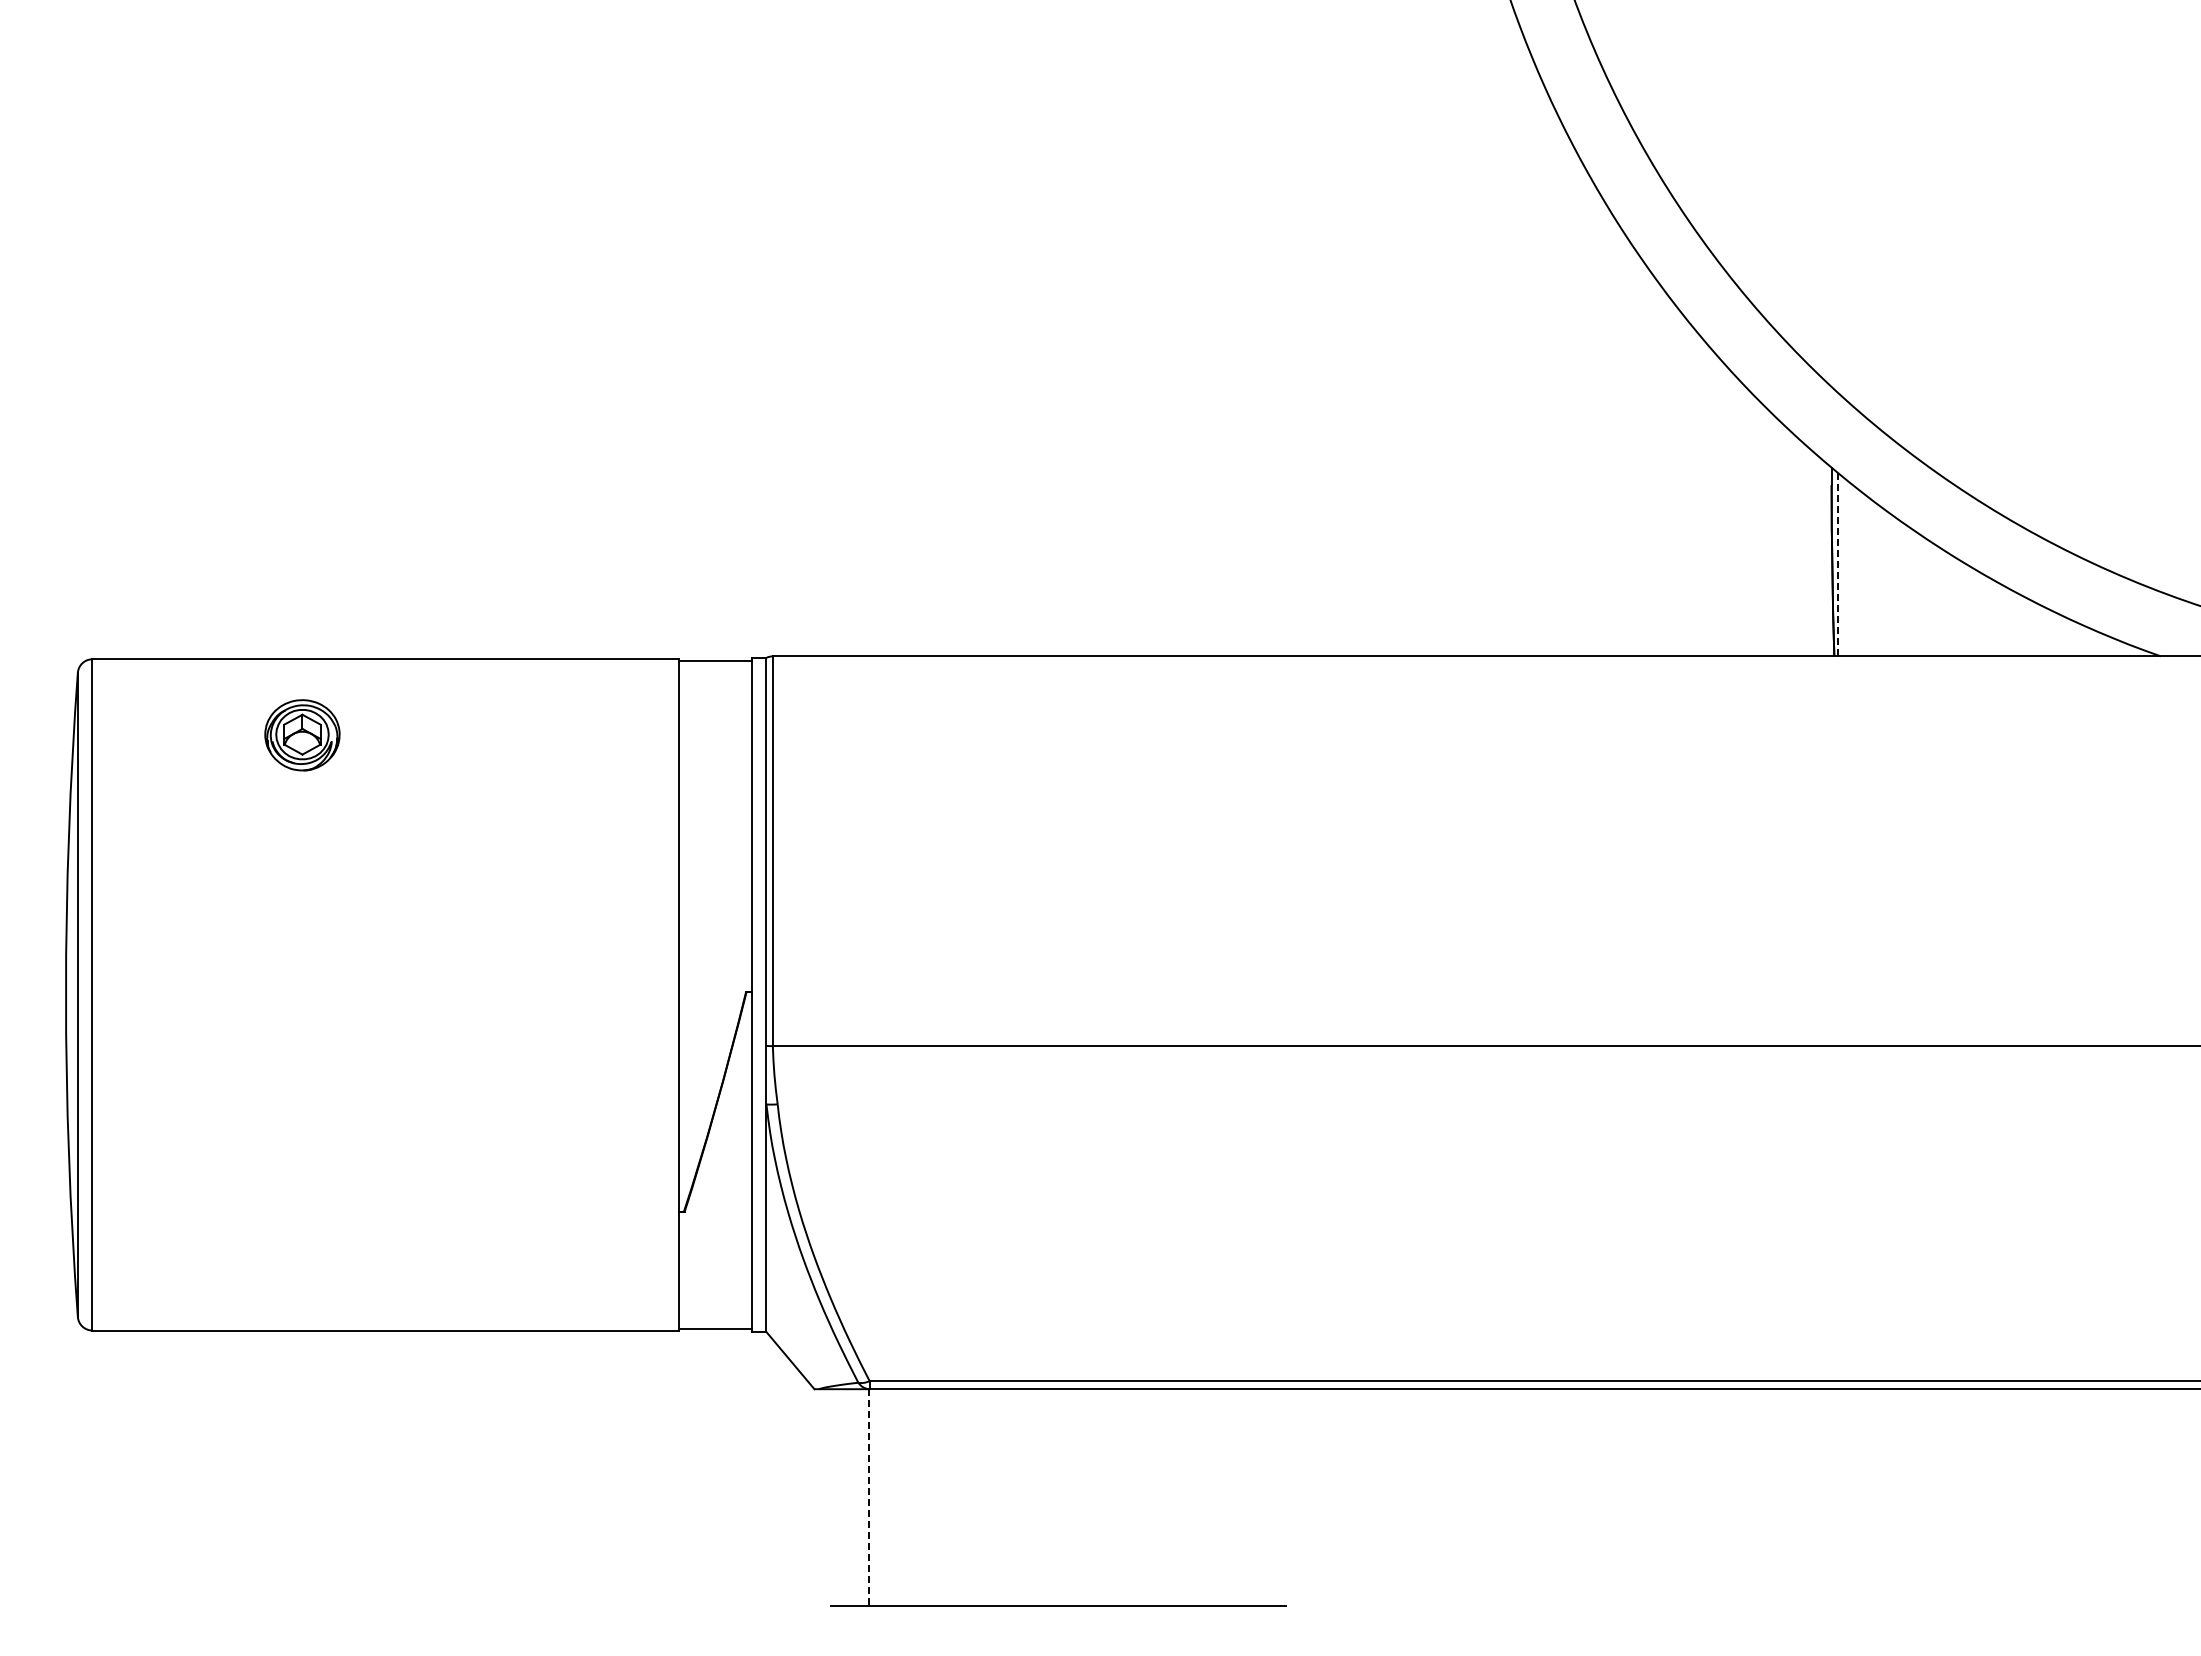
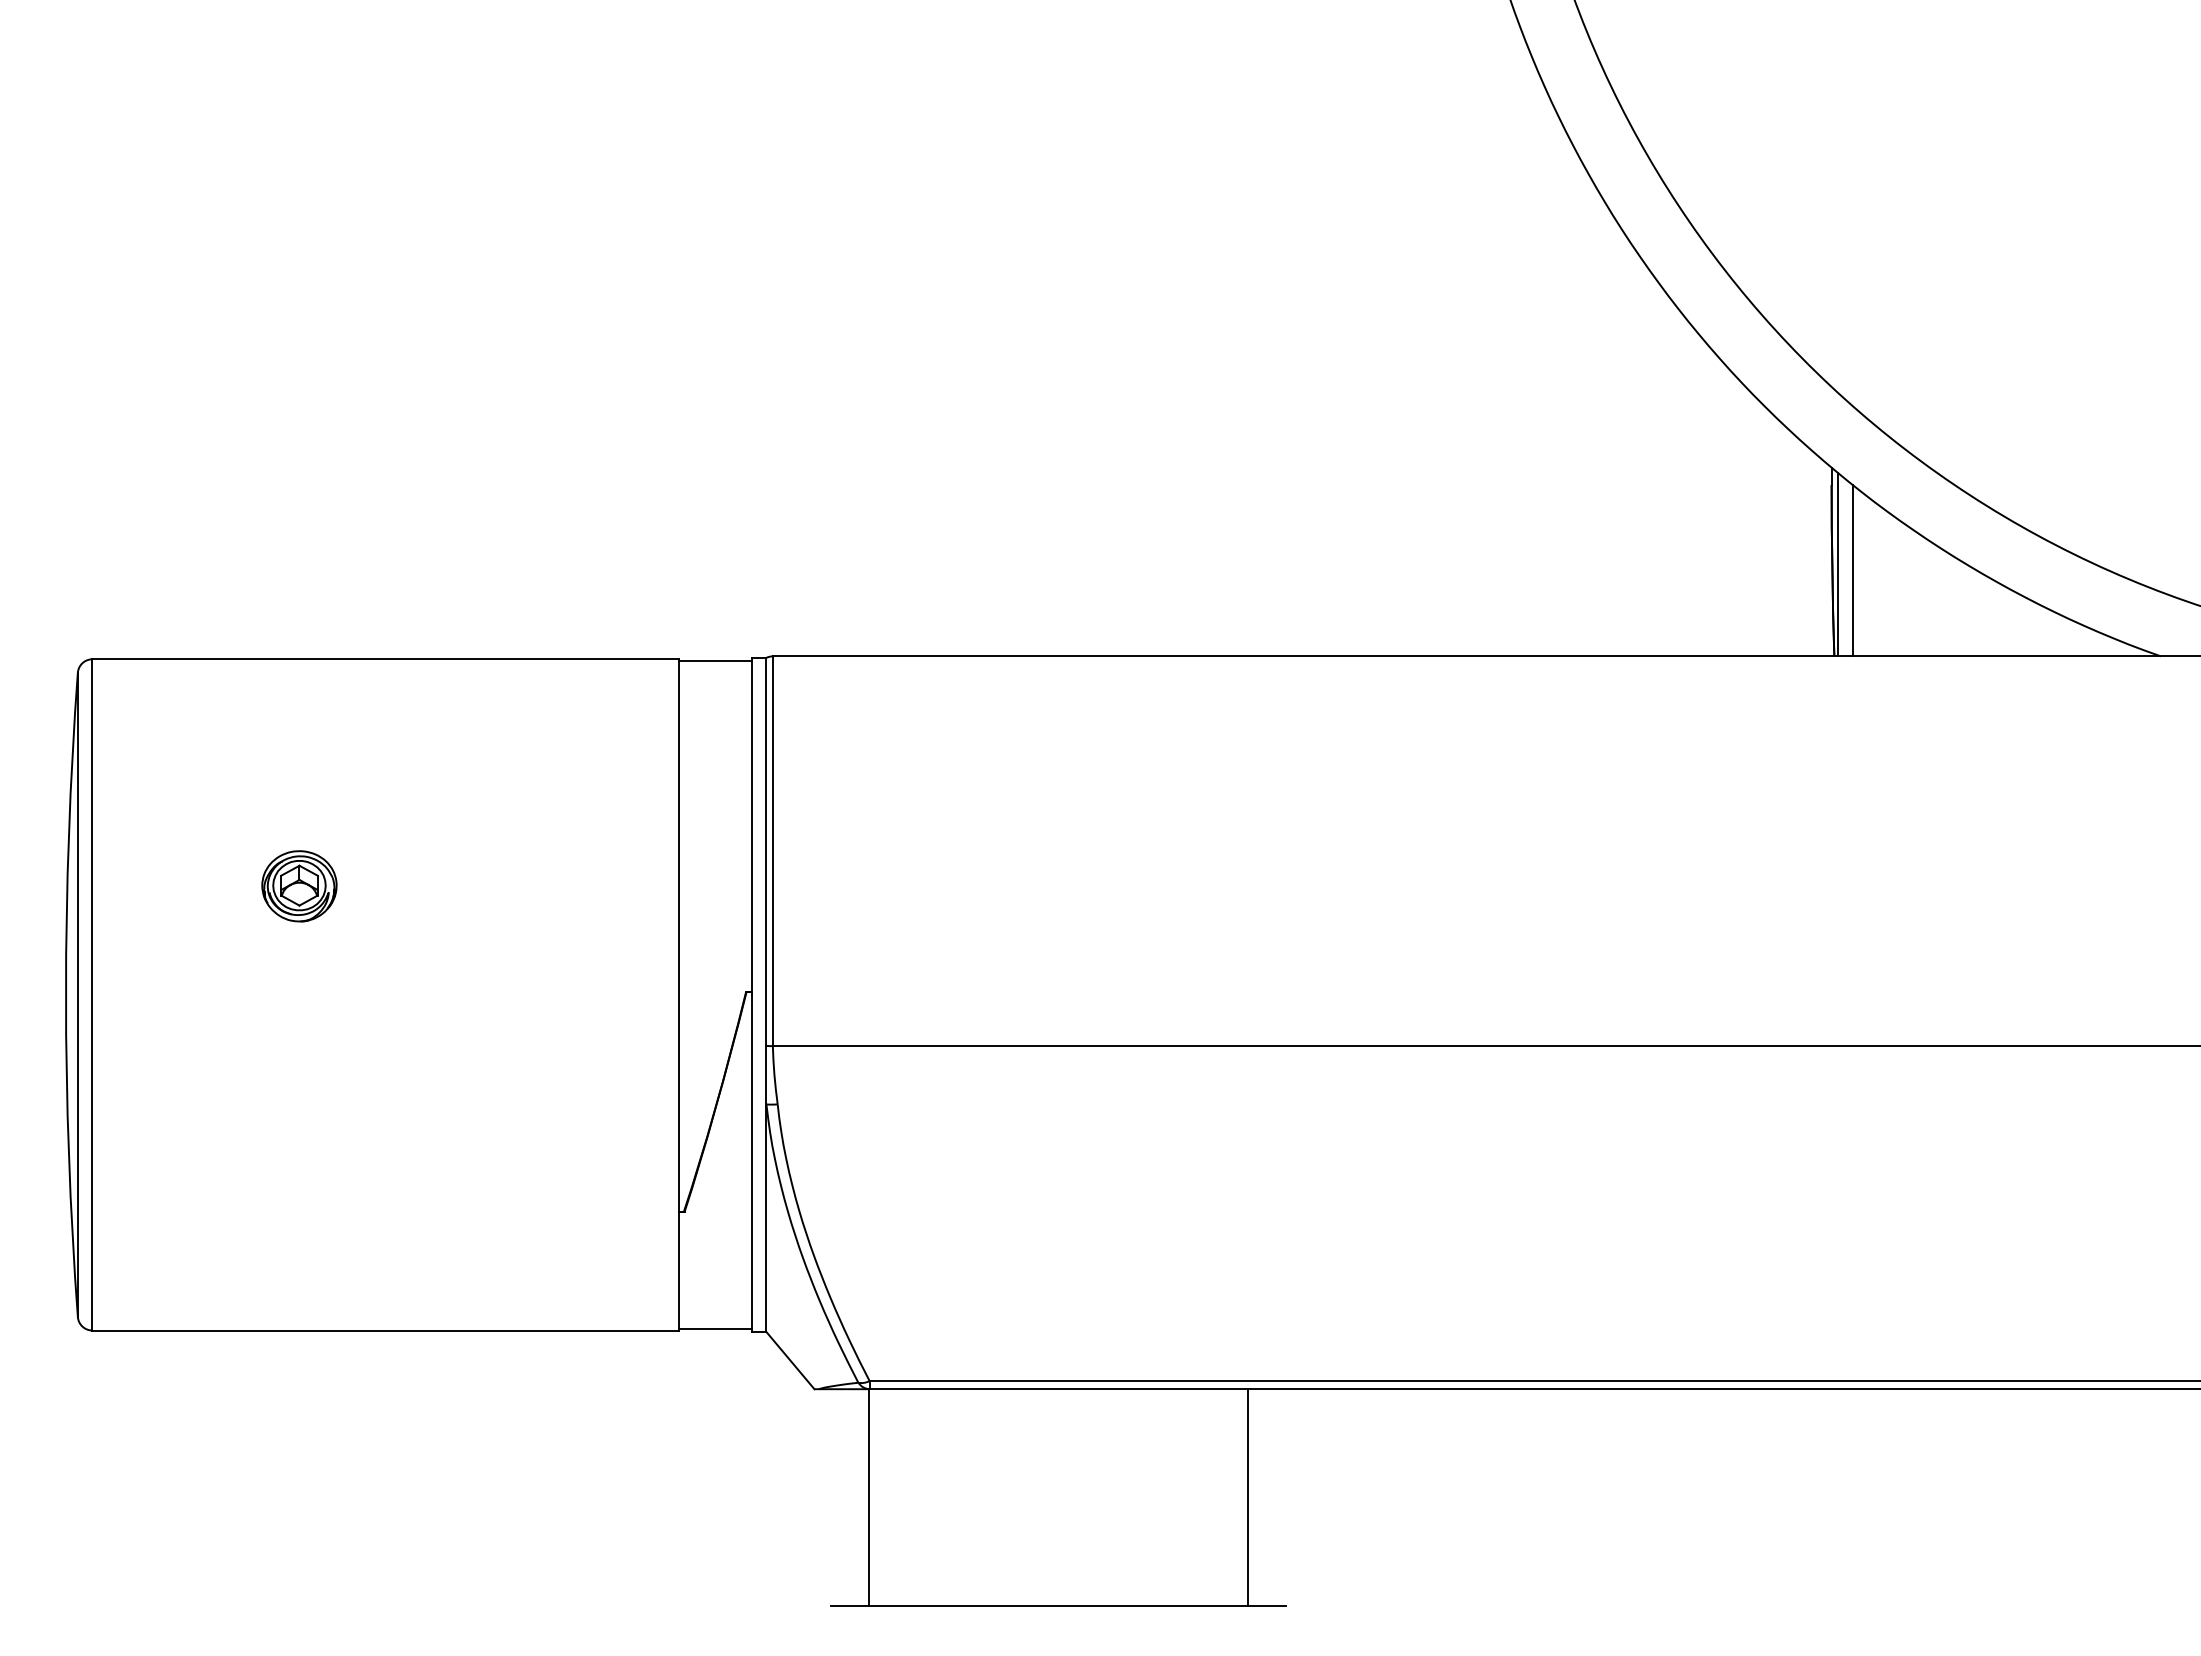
line: dashed -> solid (1838, 564)
line: none -> present (1852, 570)
part position: (302, 735) -> (299, 886) (299, 886)
line: dashed -> solid (868, 1497)
line: none -> present (1247, 1497)
